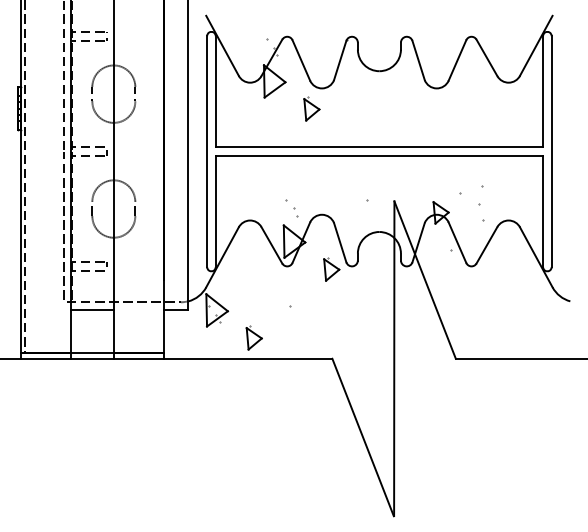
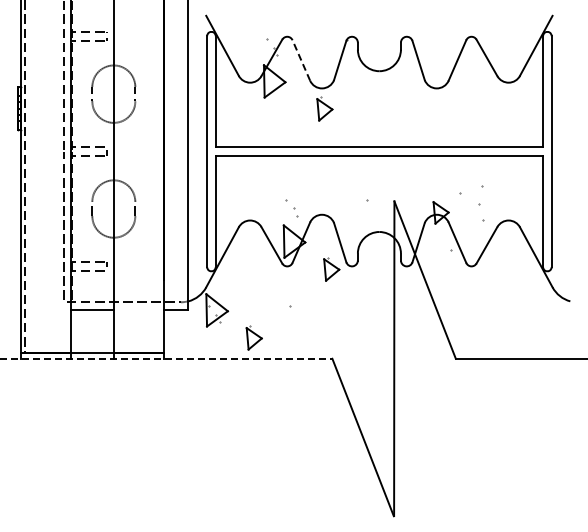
line: solid -> dashed (301, 60)
part position: (311, 108) -> (324, 108) (324, 108)
line: solid -> dashed (166, 358)
